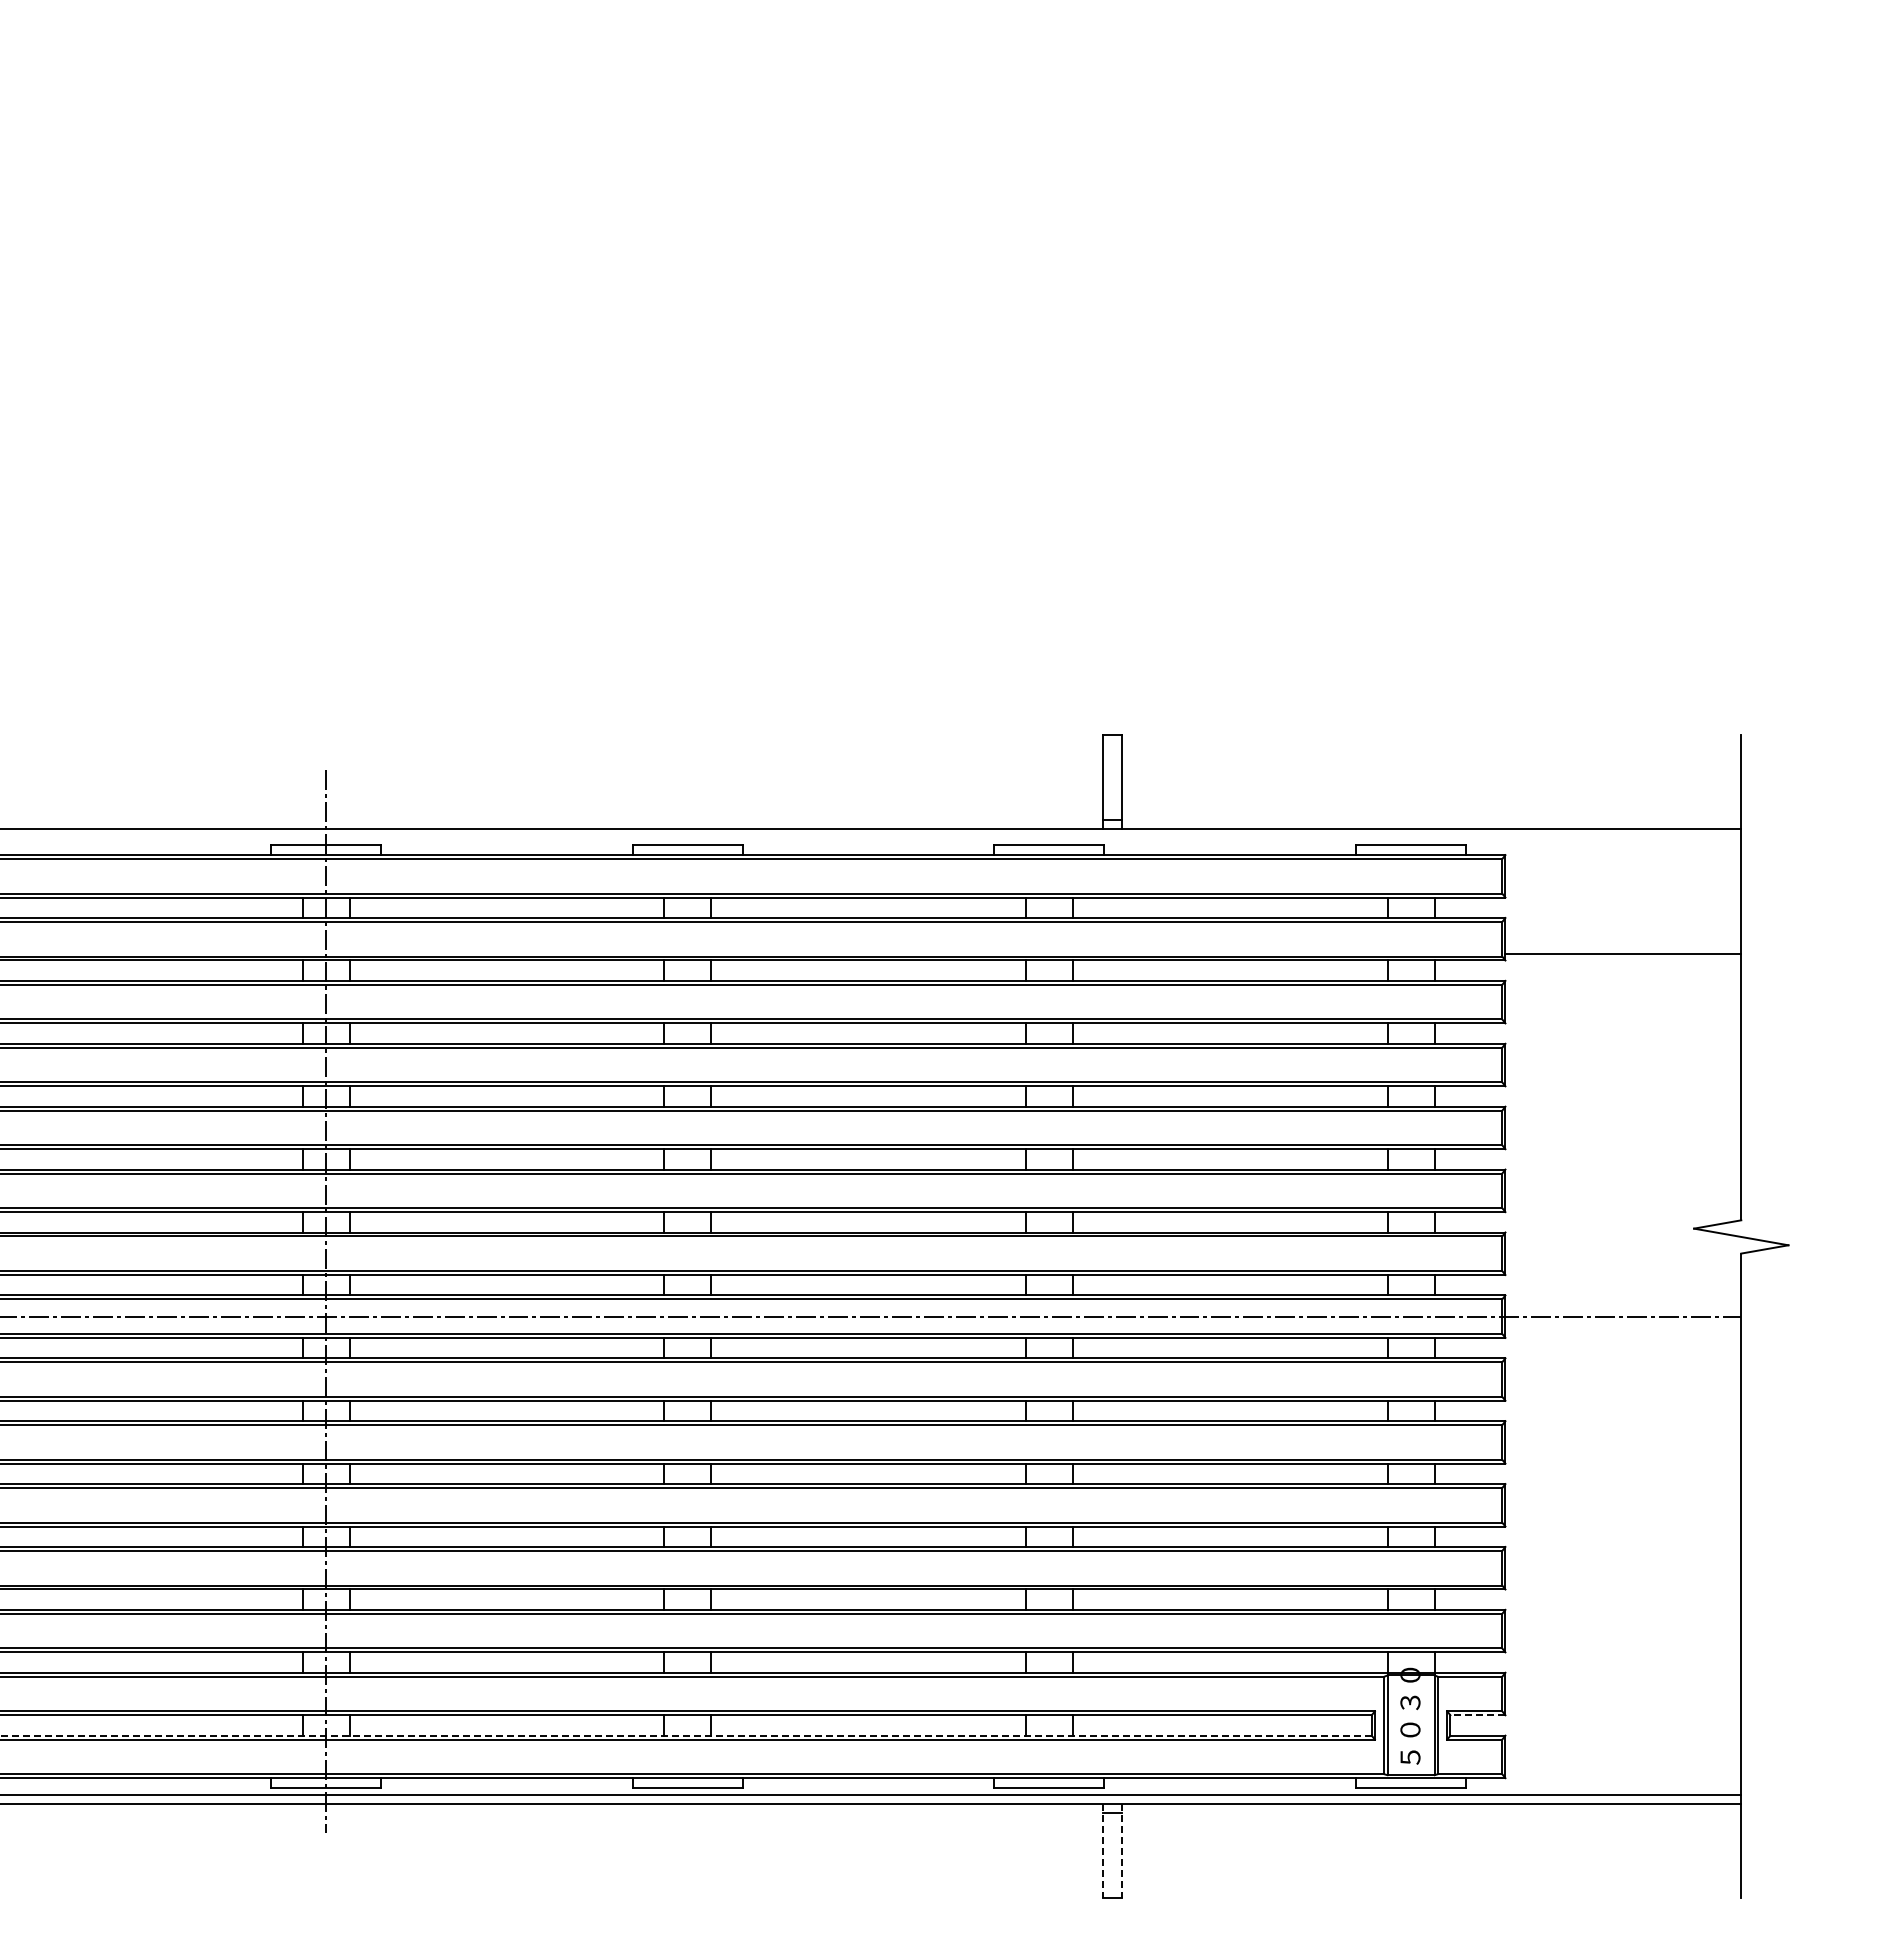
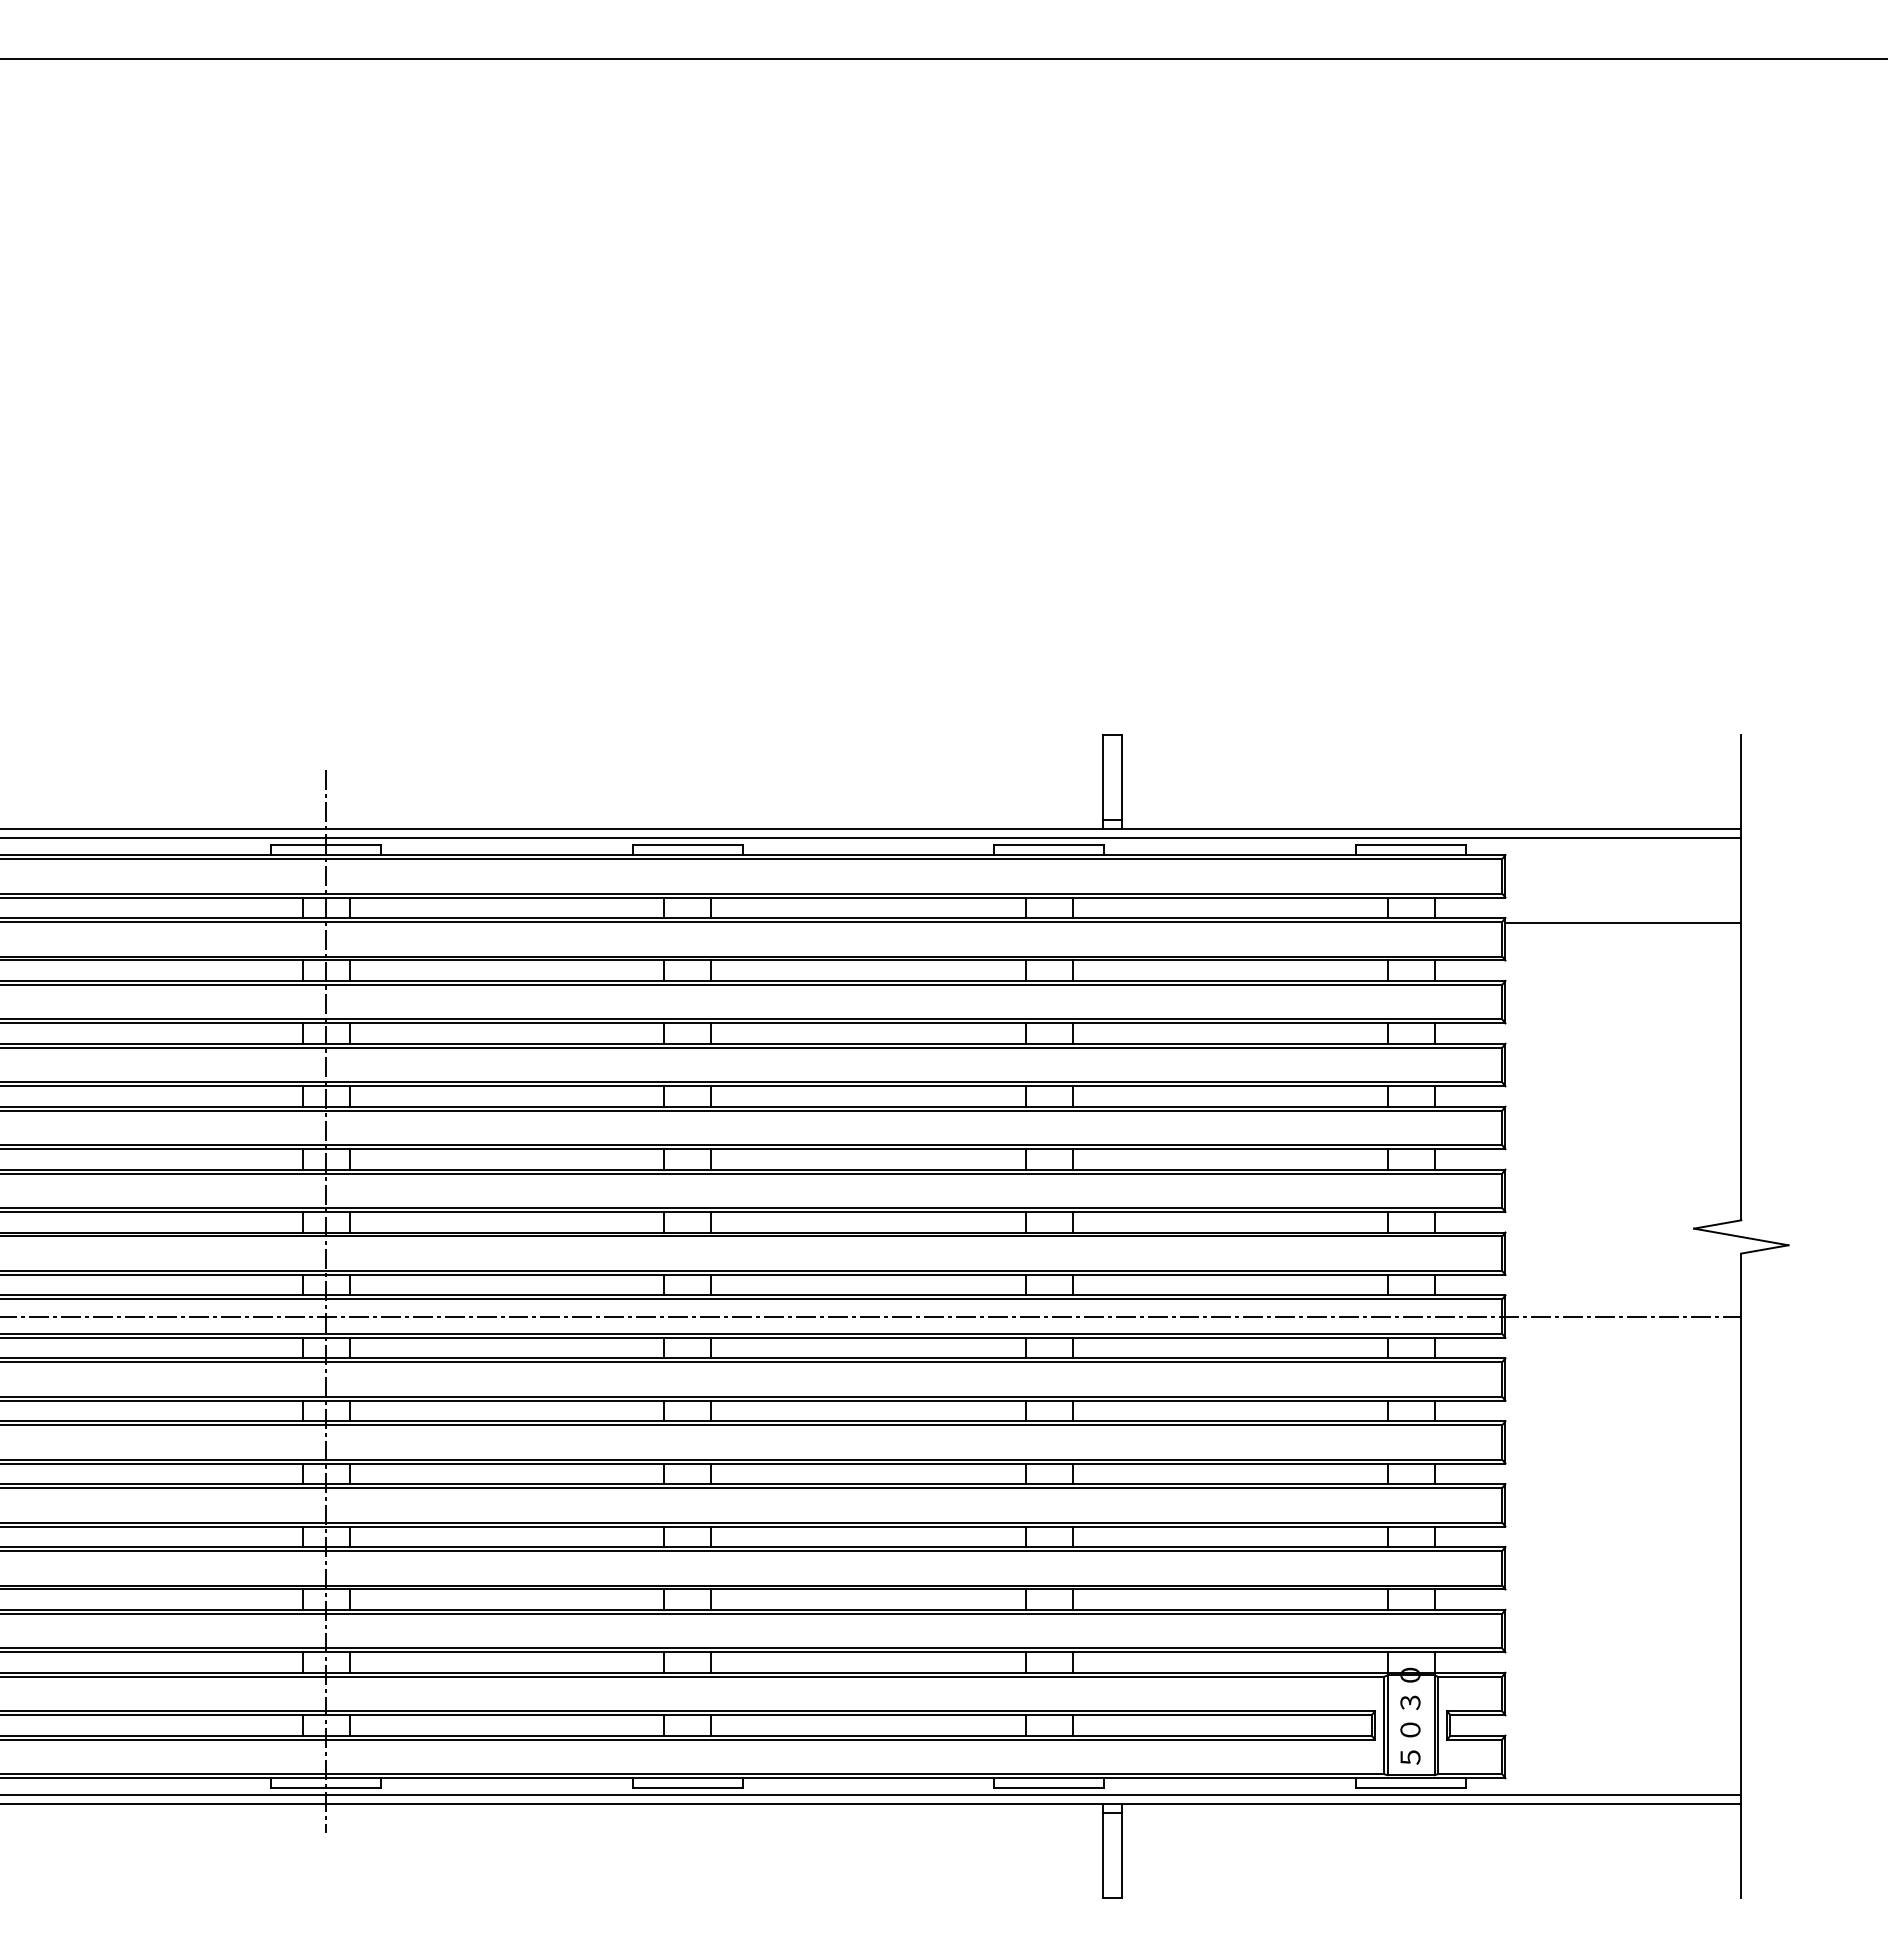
line: none -> present (943, 58)
line: none -> present (871, 838)
line position: (1623, 954) -> (1623, 923) (1623, 923)
line: dashed -> solid (1477, 1715)
line: dashed -> solid (685, 1735)
line: dashed -> solid (1102, 1851)
line: dashed -> solid (1121, 1851)
